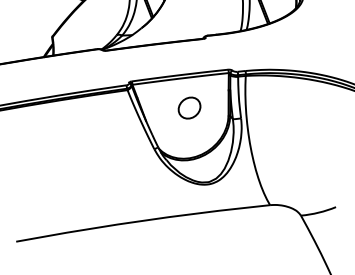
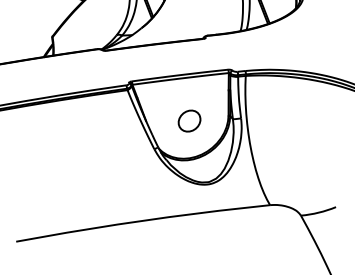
part position: (189, 107) -> (189, 120) (189, 120)
